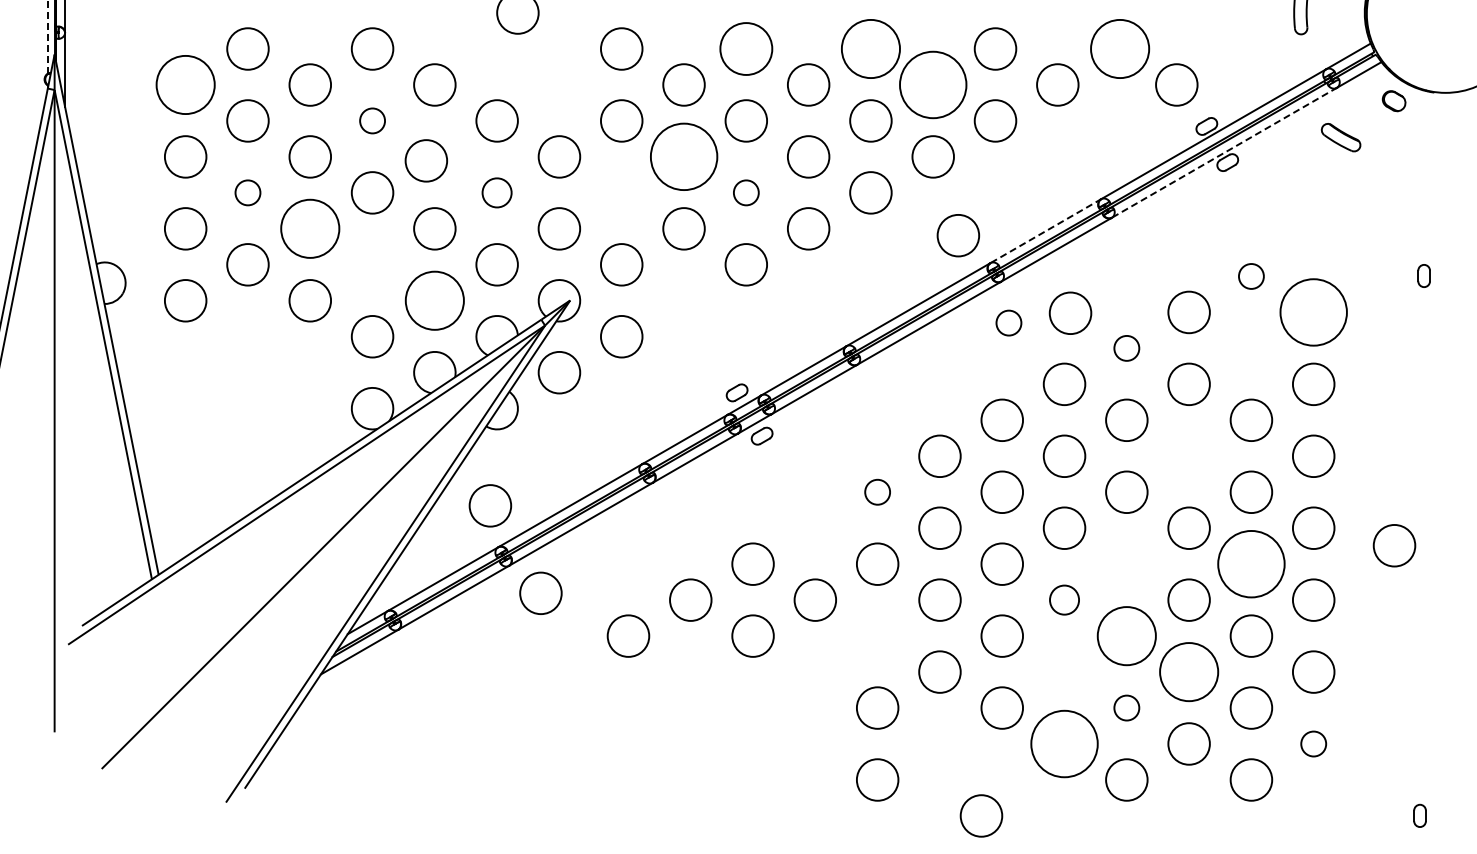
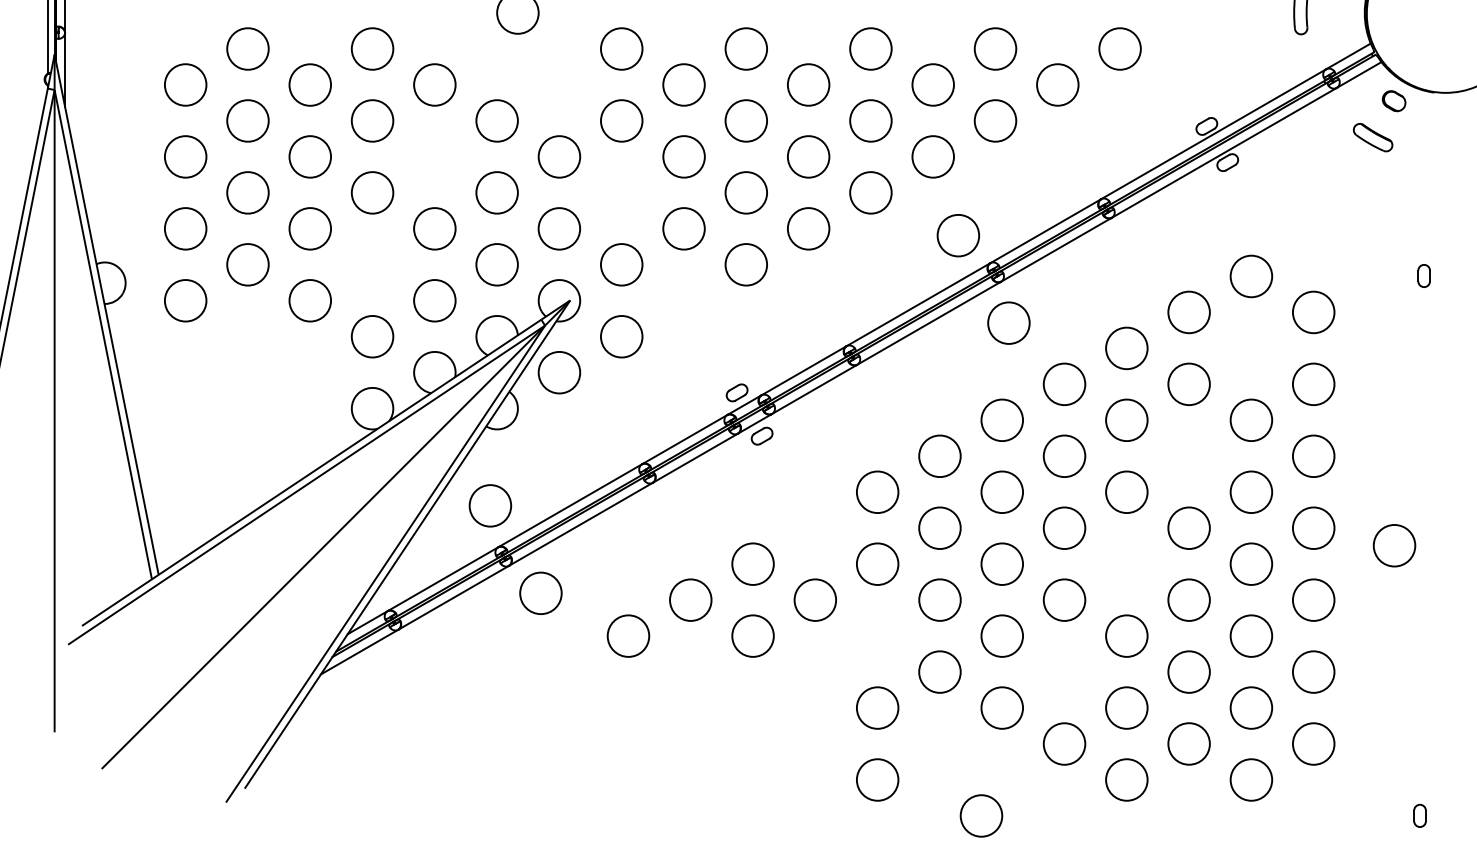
line: dashed -> solid (48, 36)
circle diameter: 52 px -> 42 px (746, 48)
circle diameter: 58 px -> 42 px (870, 48)
circle diameter: 58 px -> 42 px (1119, 48)
circle diameter: 58 px -> 42 px (185, 84)
circle diameter: 66 px -> 42 px (932, 84)
circle: present -> none (1176, 84)
circle diameter: 25 px -> 42 px (372, 120)
part position: (1340, 137) -> (1372, 137) (1372, 137)
line: dashed -> solid (1224, 152)
circle diameter: 66 px -> 42 px (683, 156)
circle: present -> none (425, 160)
circle diameter: 25 px -> 42 px (247, 192)
circle size: 32x32 px -> 44x44 px (496, 192)
circle diameter: 25 px -> 42 px (746, 192)
circle diameter: 58 px -> 42 px (310, 228)
line: dashed -> solid (1046, 230)
circle diameter: 25 px -> 42 px (1251, 276)
circle diameter: 58 px -> 42 px (434, 300)
circle: present -> none (1070, 312)
circle diameter: 66 px -> 42 px (1313, 312)
circle size: 28x28 px -> 44x44 px (1008, 322)
circle diameter: 25 px -> 42 px (1126, 348)
circle diameter: 25 px -> 42 px (877, 492)
circle diameter: 66 px -> 42 px (1251, 563)
circle size: 31x32 px -> 45x44 px (1064, 599)
circle diameter: 58 px -> 42 px (1126, 635)
circle diameter: 58 px -> 42 px (1188, 671)
circle diameter: 25 px -> 42 px (1126, 707)
circle diameter: 66 px -> 42 px (1064, 743)
circle diameter: 25 px -> 42 px (1313, 743)
